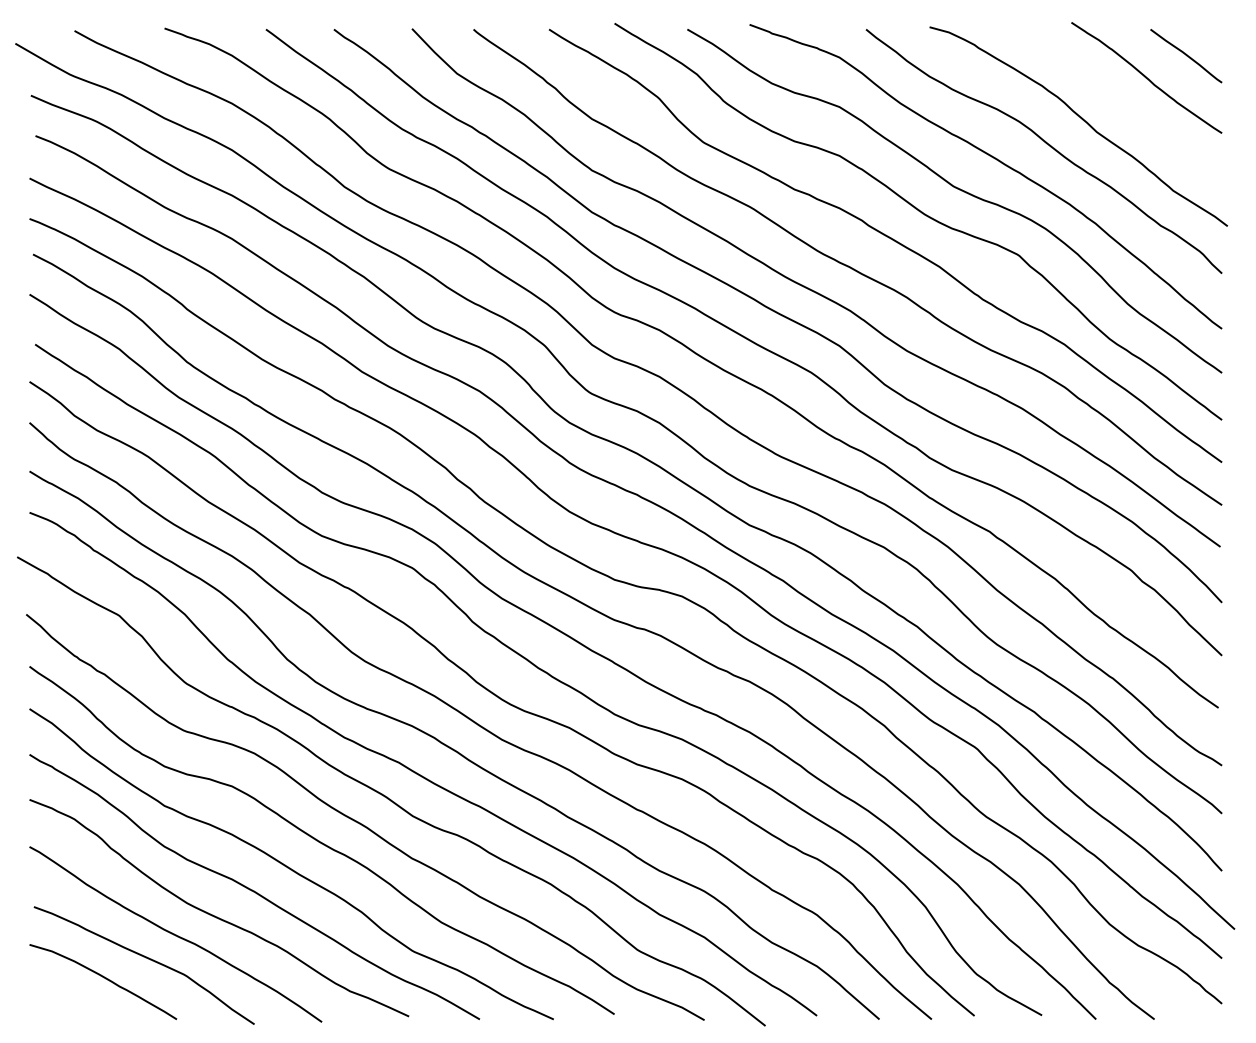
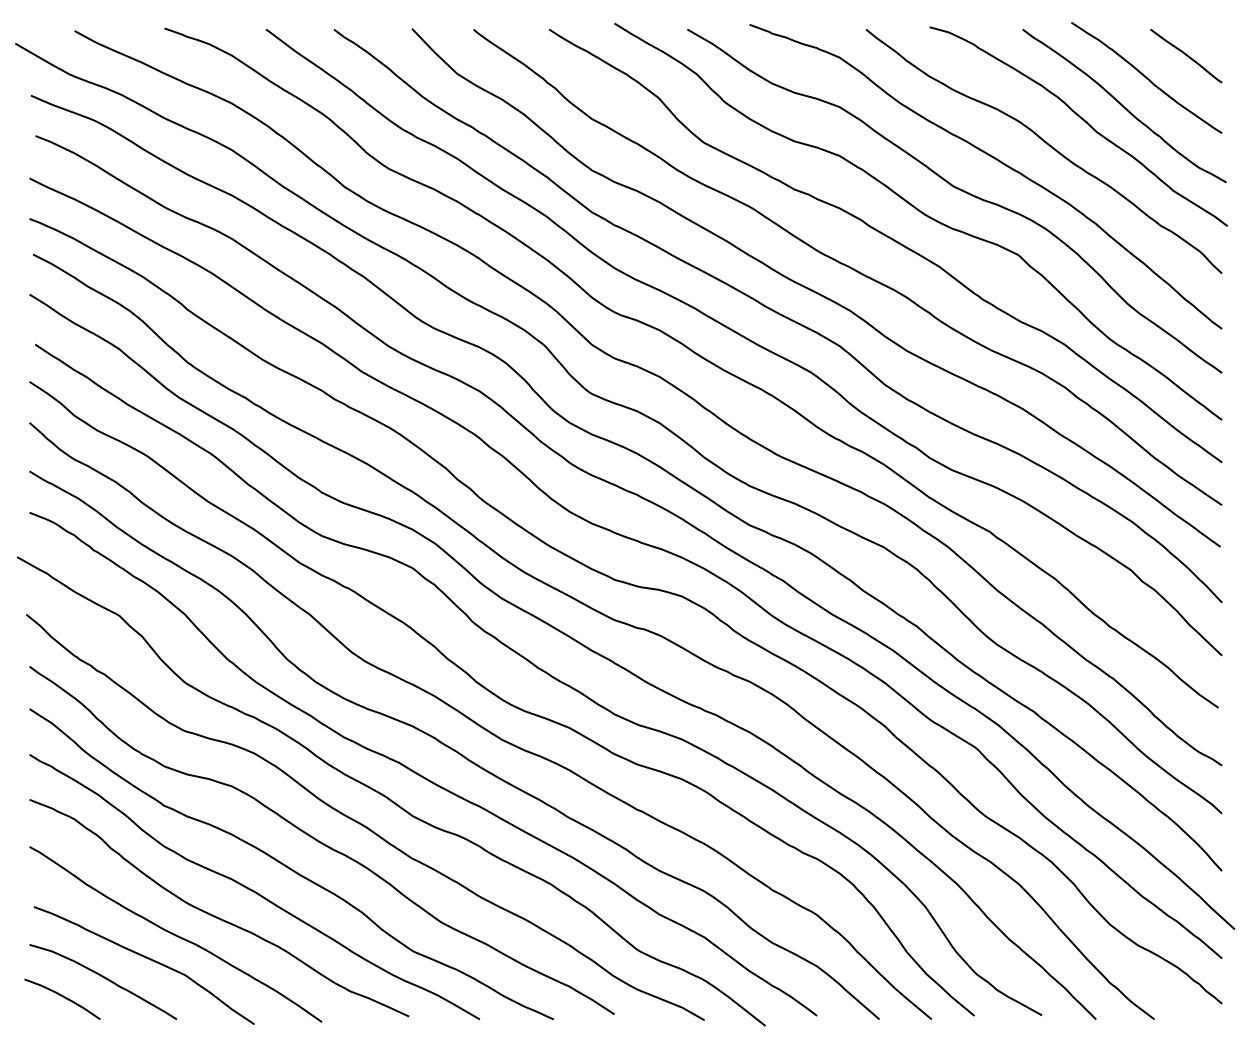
curve: none -> present (1124, 106)
curve: none -> present (62, 997)
